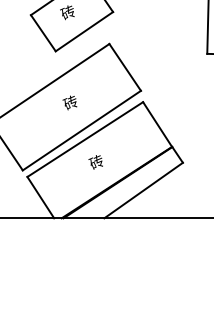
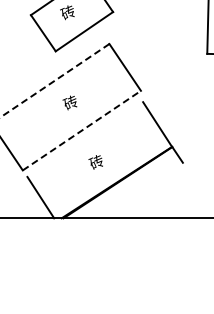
line: solid -> dashed (54, 80)
line: solid -> dashed (82, 130)
line: present -> none (85, 139)
line: present -> none (143, 190)
